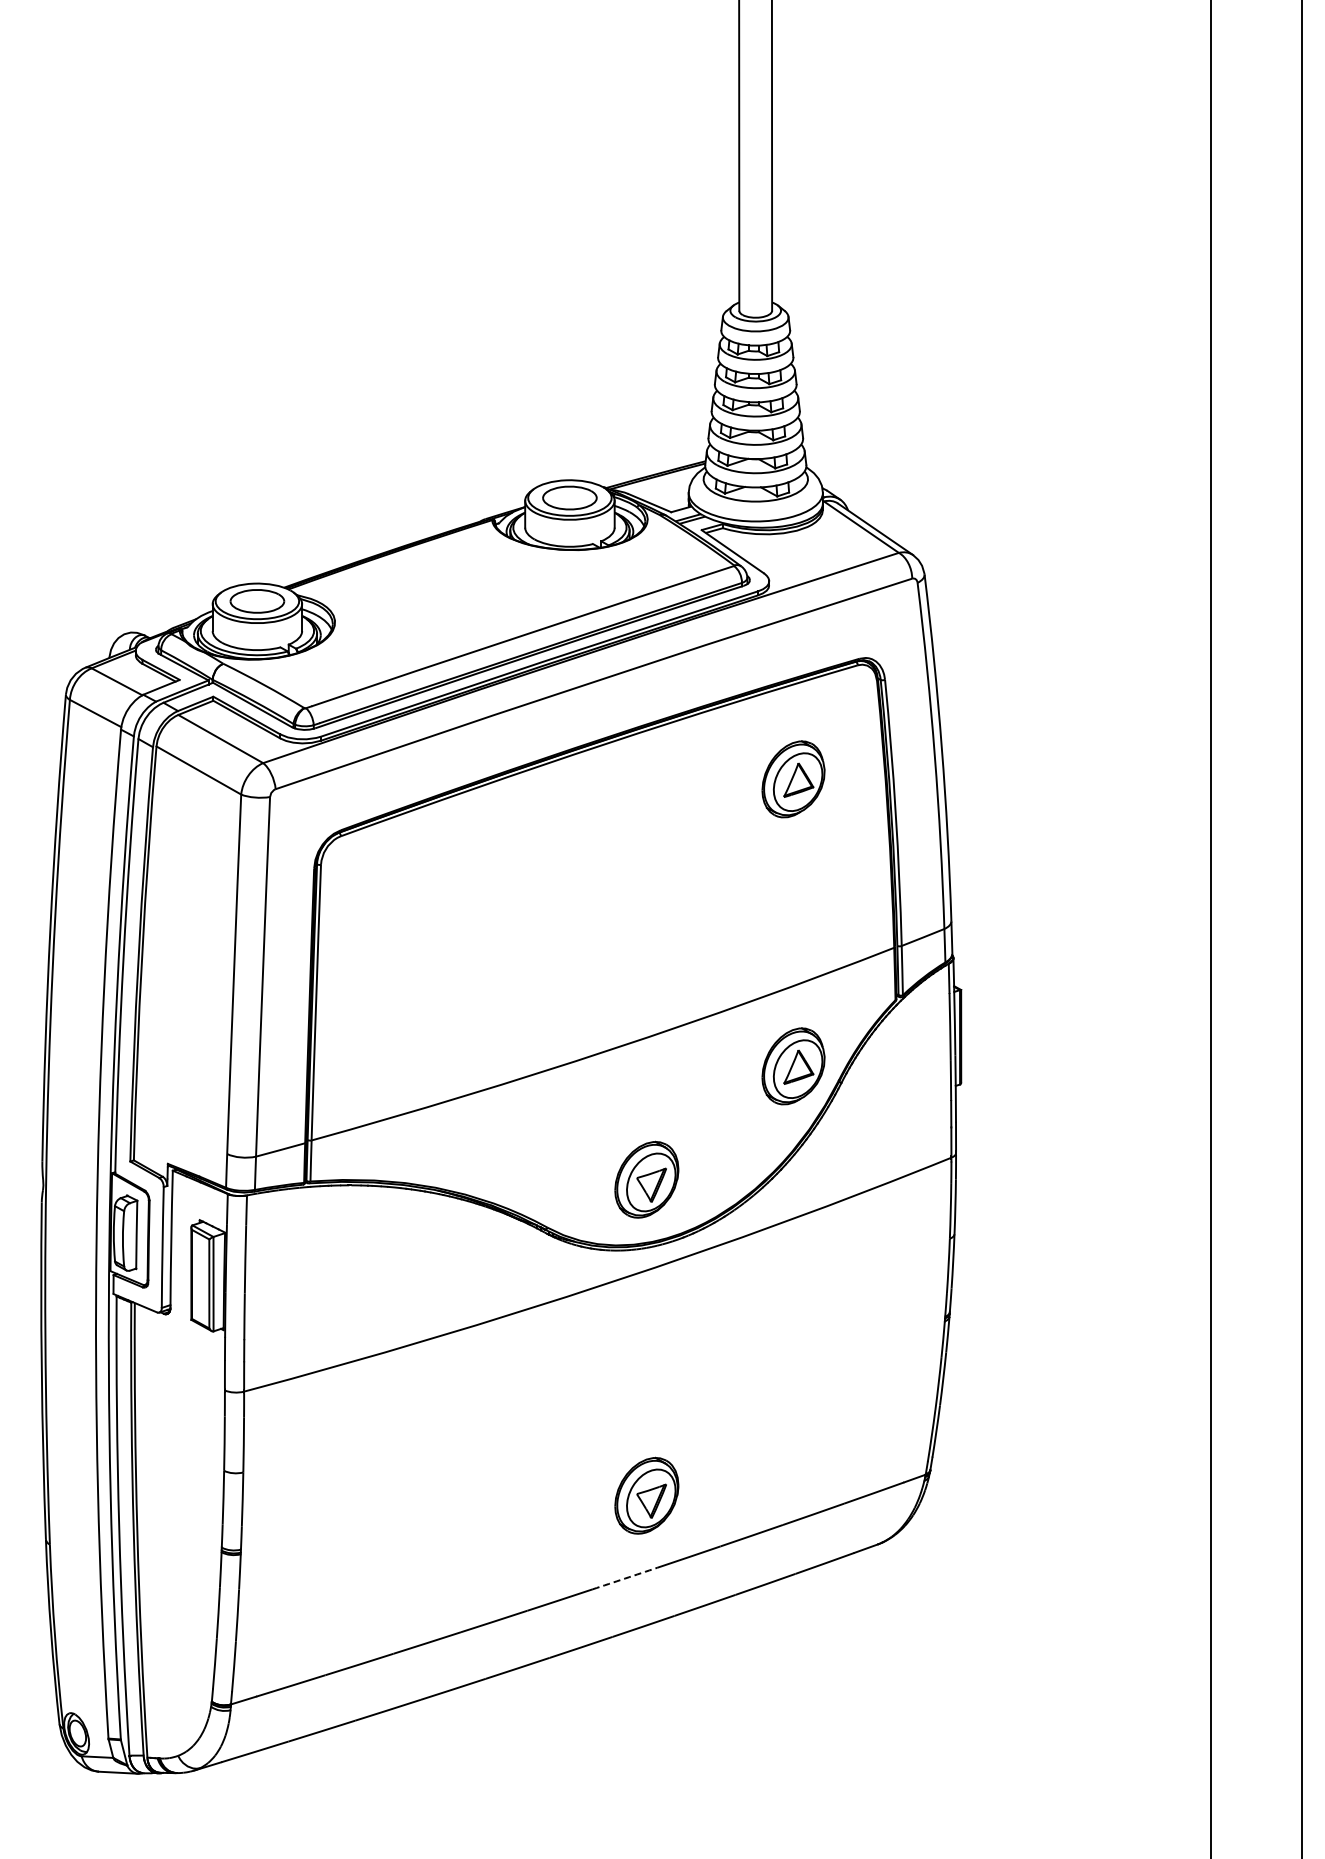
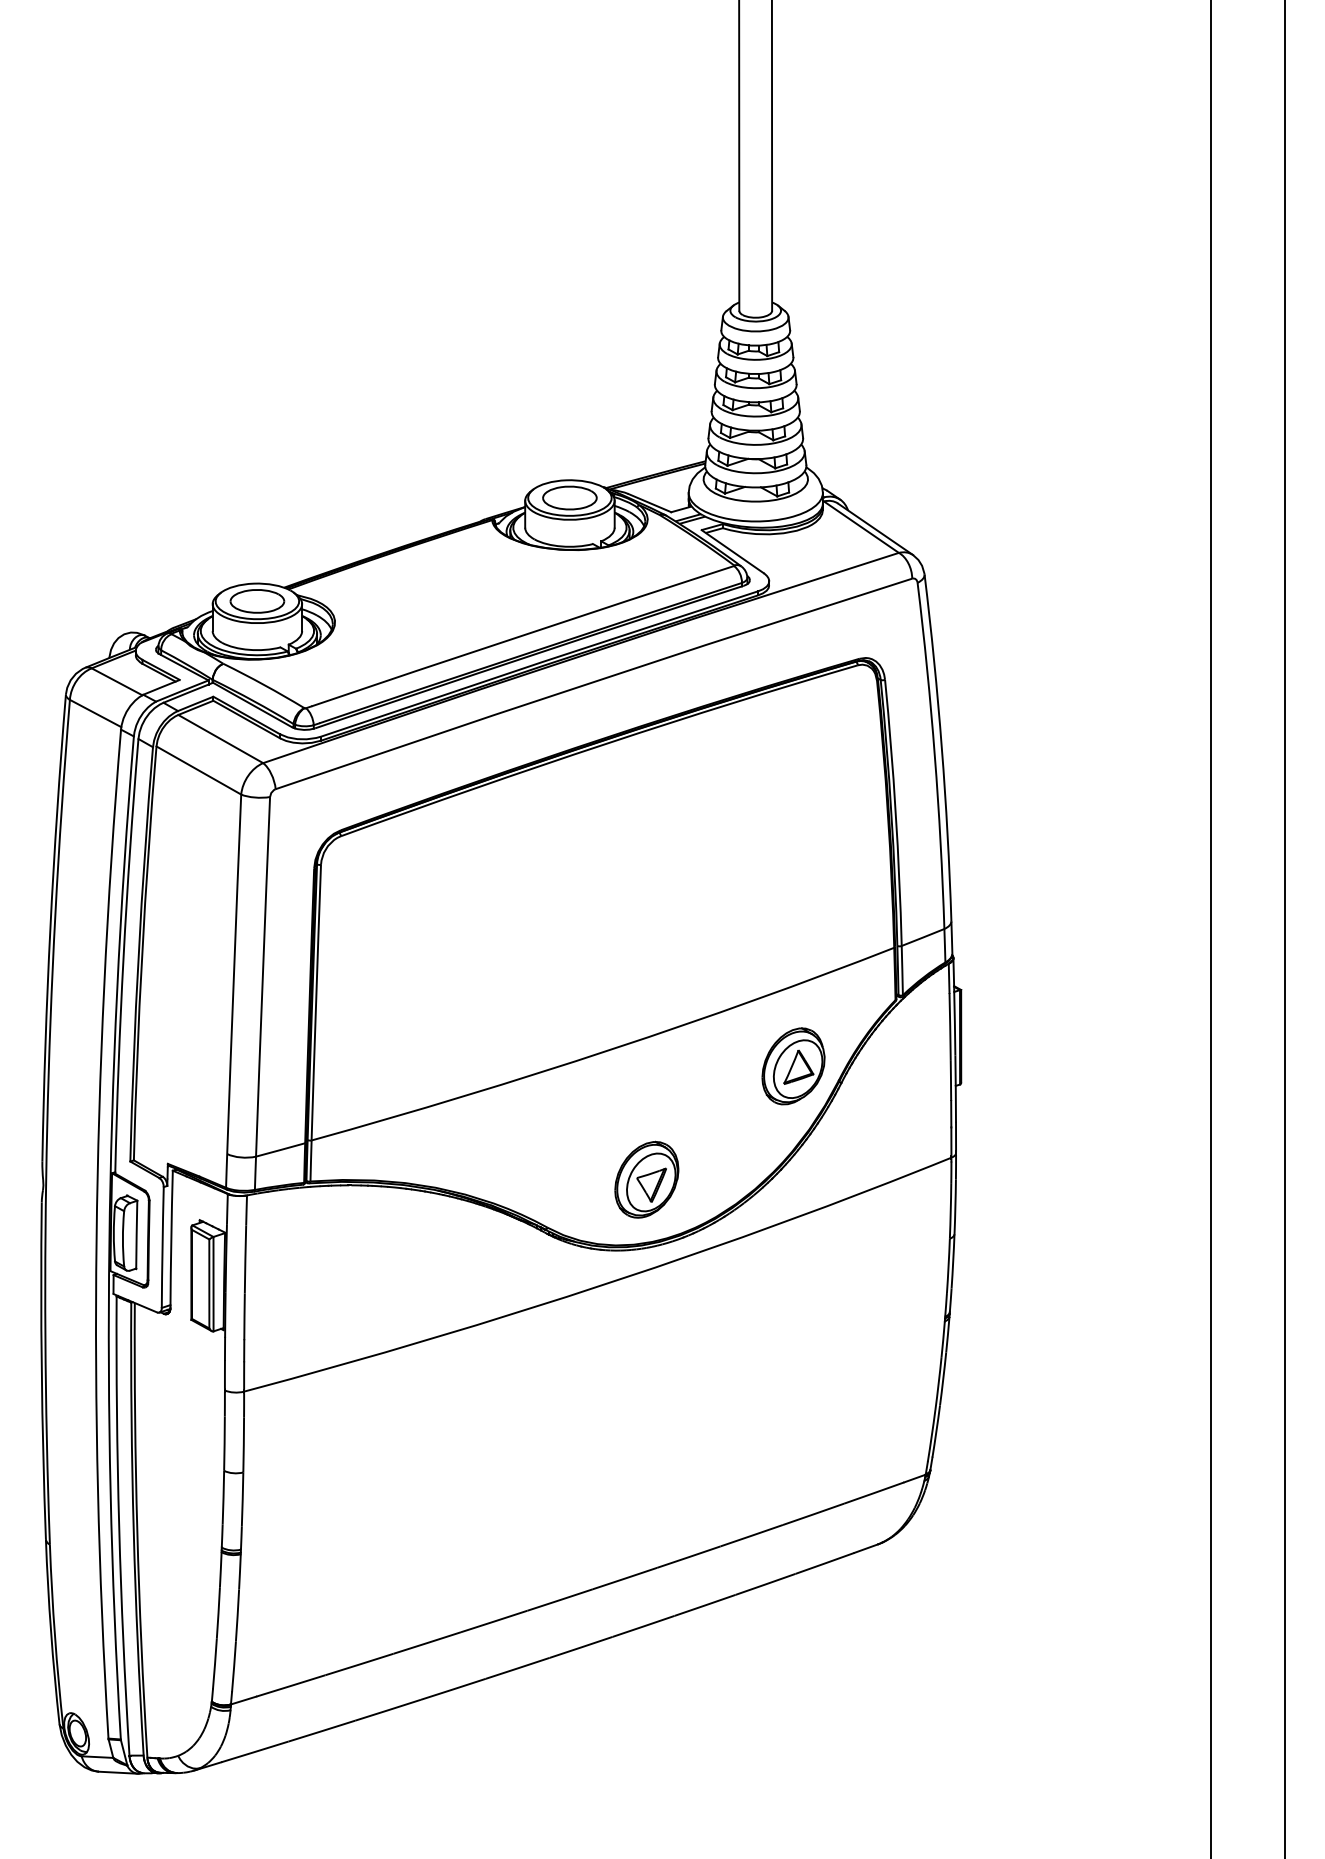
part: present -> none (793, 779)
line position: (1302, 928) -> (1285, 928) (1285, 928)
part: present -> none (646, 1495)
arc: dashed -> solid (625, 1578)
